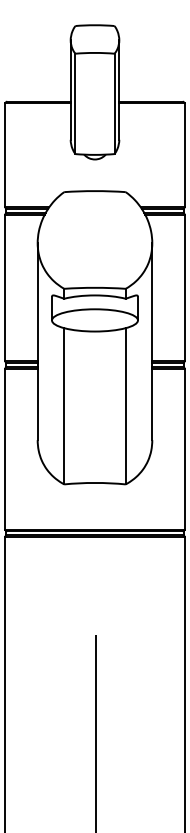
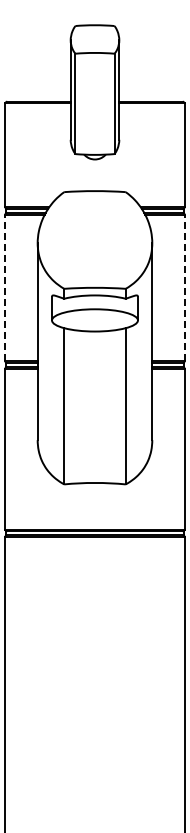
line: solid -> dashed (5, 287)
line: solid -> dashed (184, 287)
line: present -> none (95, 732)
